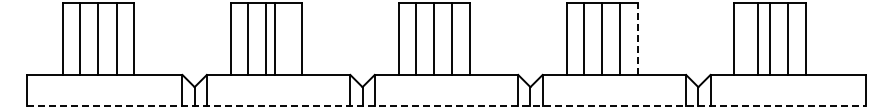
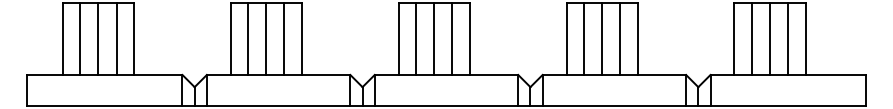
line position: (275, 38) -> (284, 38) (284, 38)
line position: (757, 38) -> (751, 38) (751, 38)
line: dashed -> solid (637, 39)
line: dashed -> solid (446, 105)
